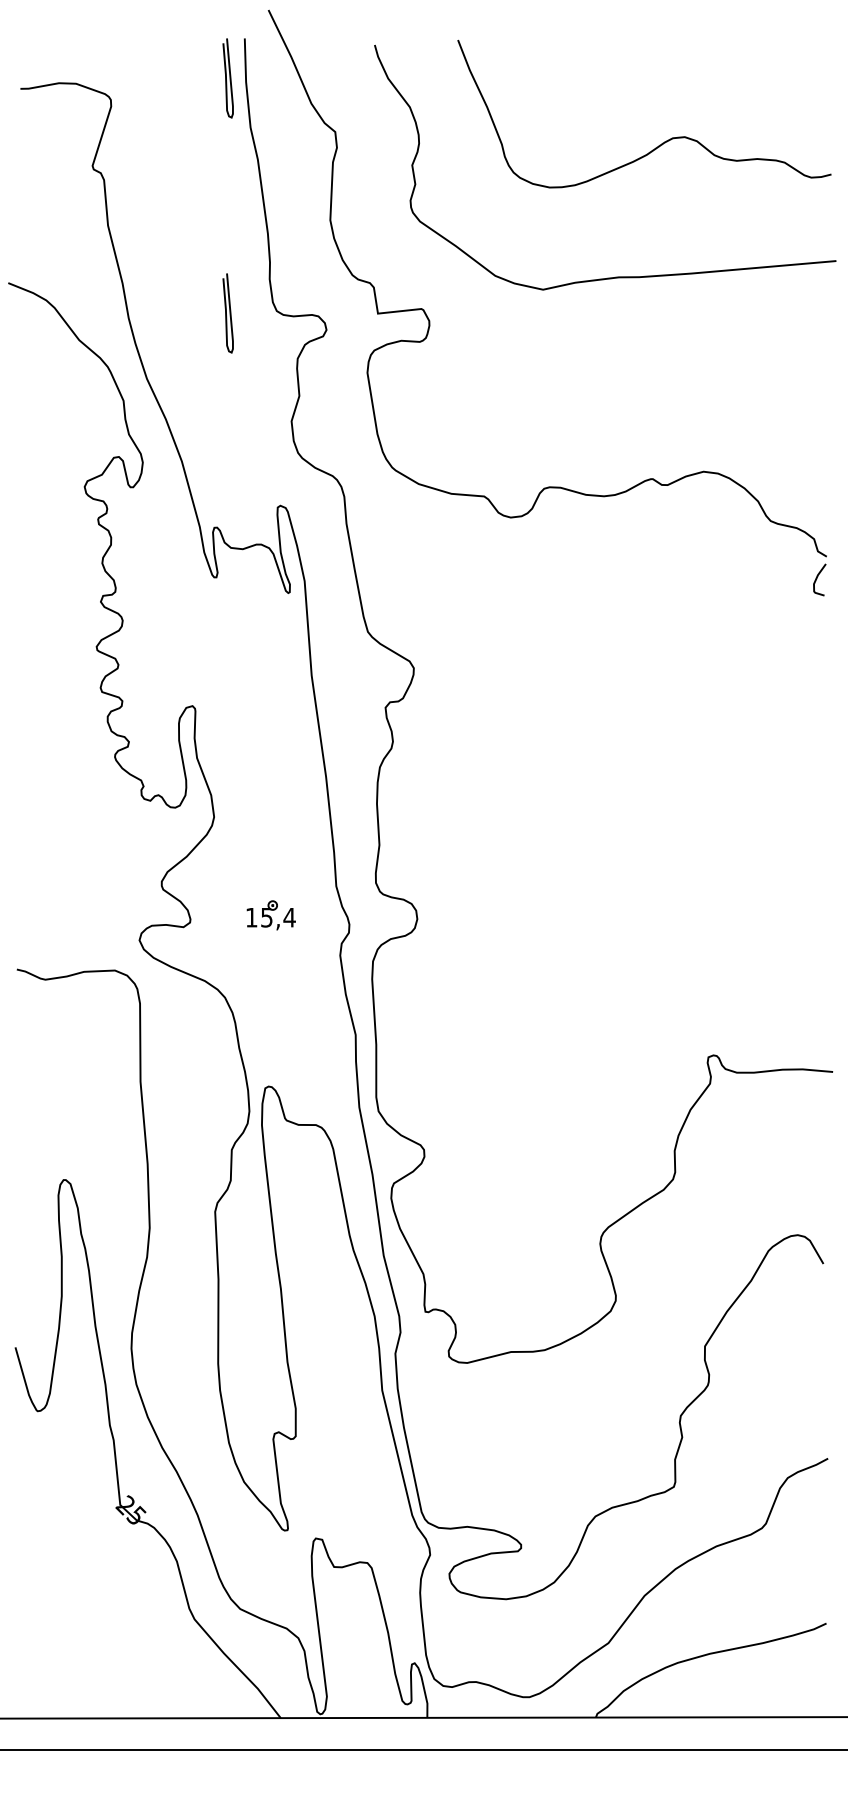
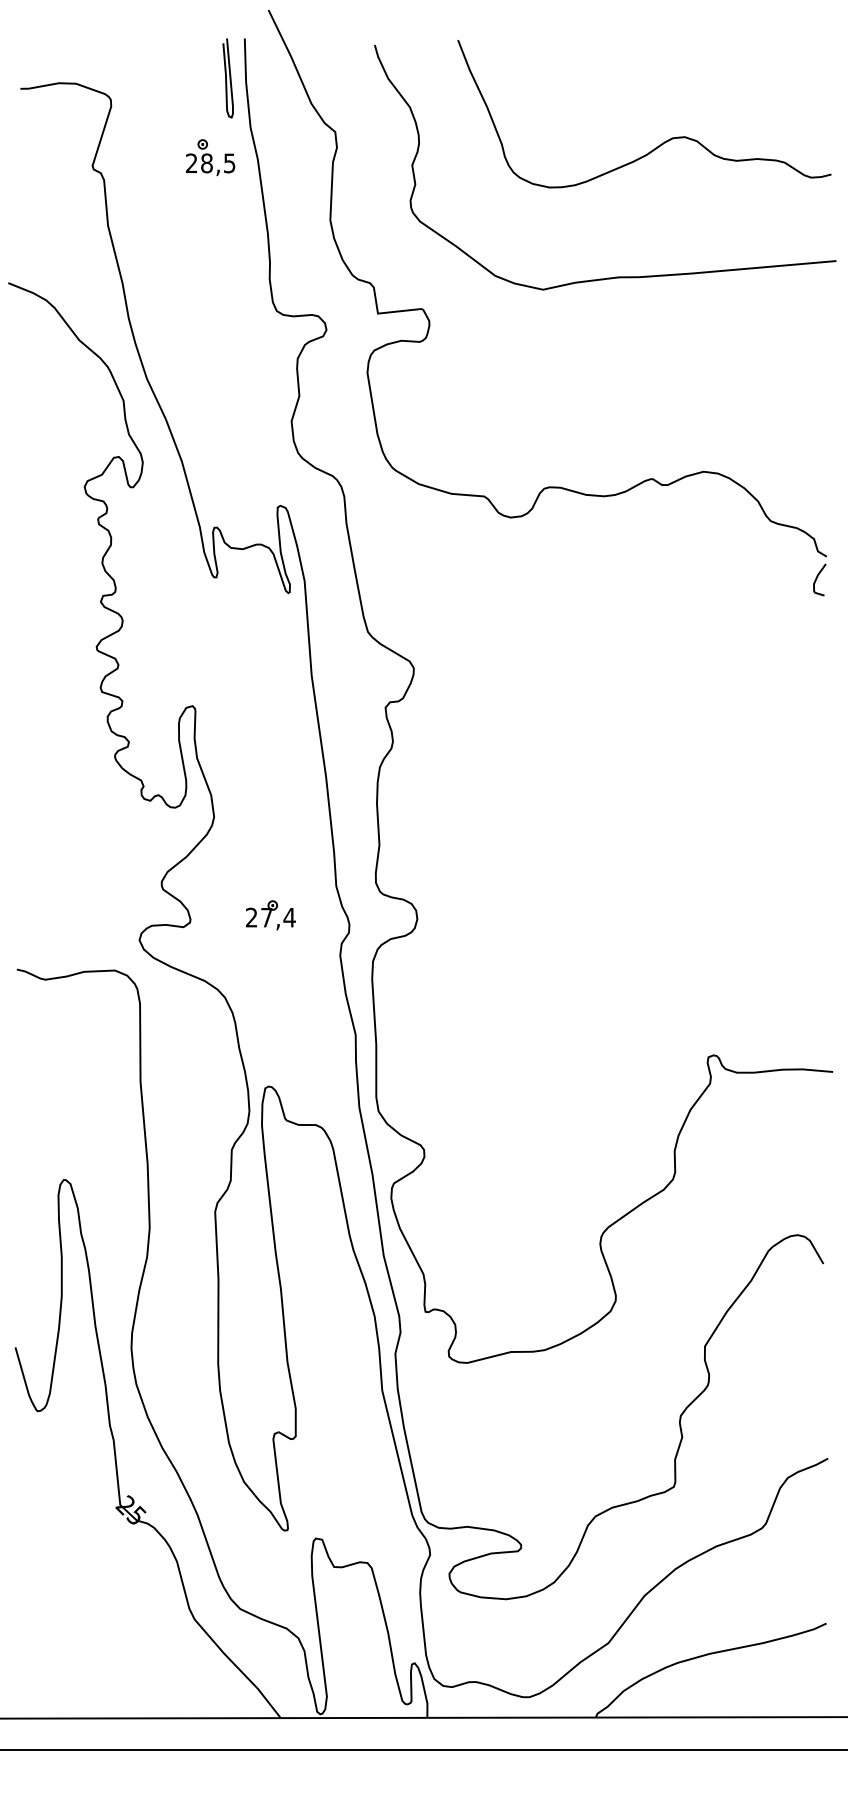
part: none -> present (210, 157)
curve: present -> none (226, 313)
text: 15,4 -> 27,4 (259, 917)
